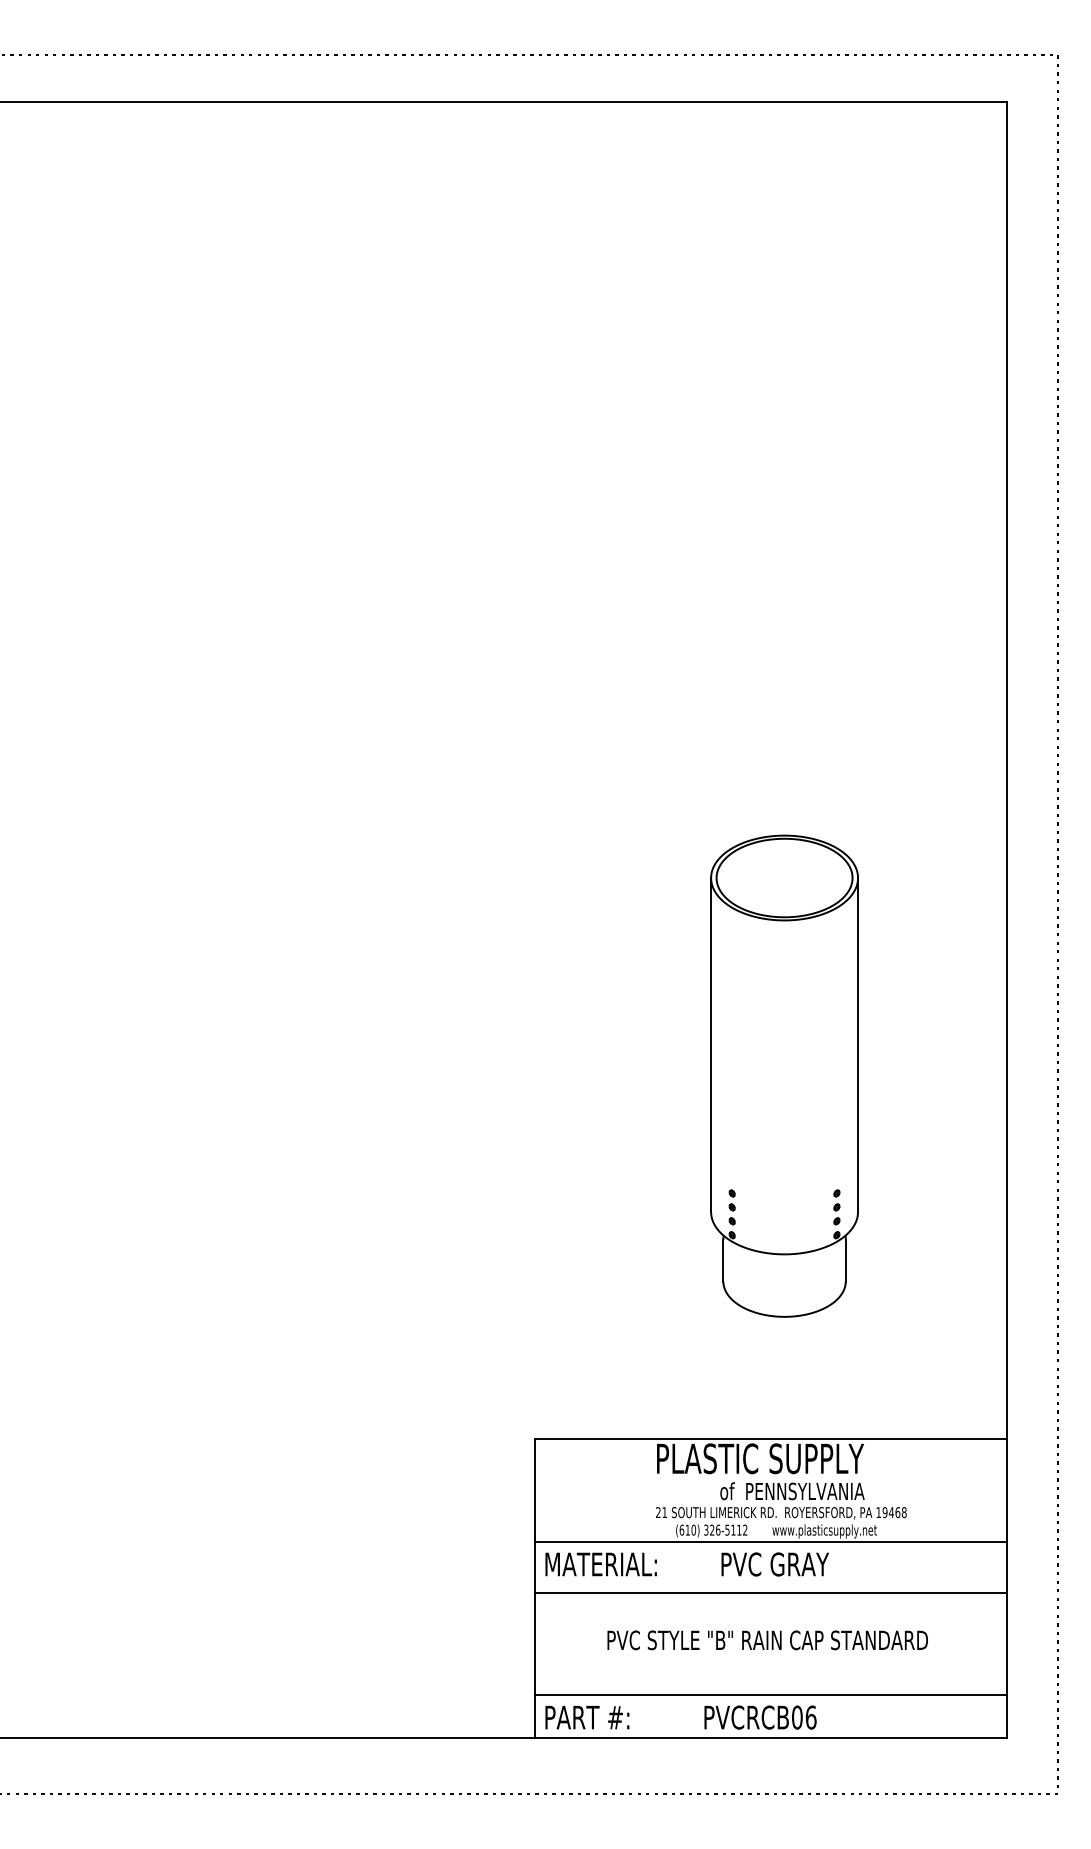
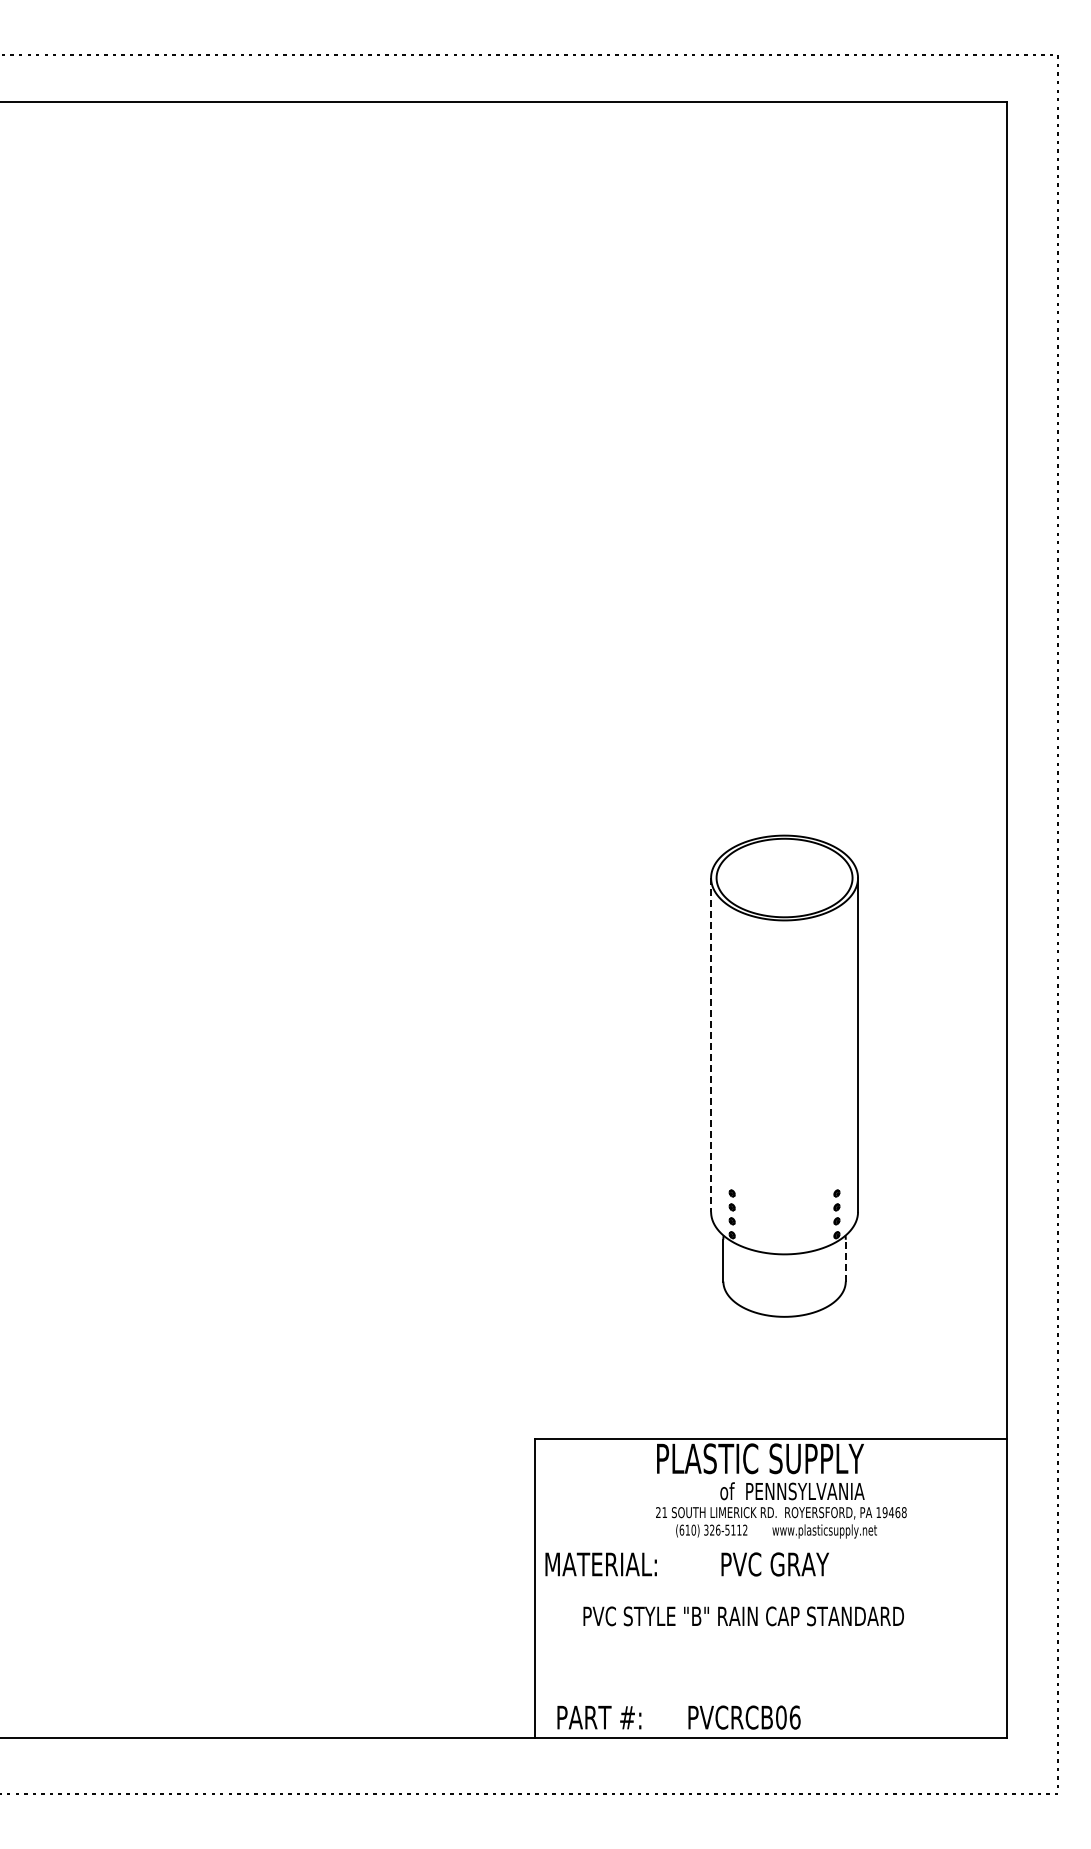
line: solid -> dashed (711, 1045)
line: solid -> dashed (845, 1260)
line: present -> none (771, 1541)
line: present -> none (769, 1592)
text position: (767, 1640) -> (743, 1616) (743, 1616)
line: present -> none (771, 1694)
text position: (587, 1717) -> (599, 1717) (599, 1717)
text position: (760, 1717) -> (744, 1717) (744, 1717)
